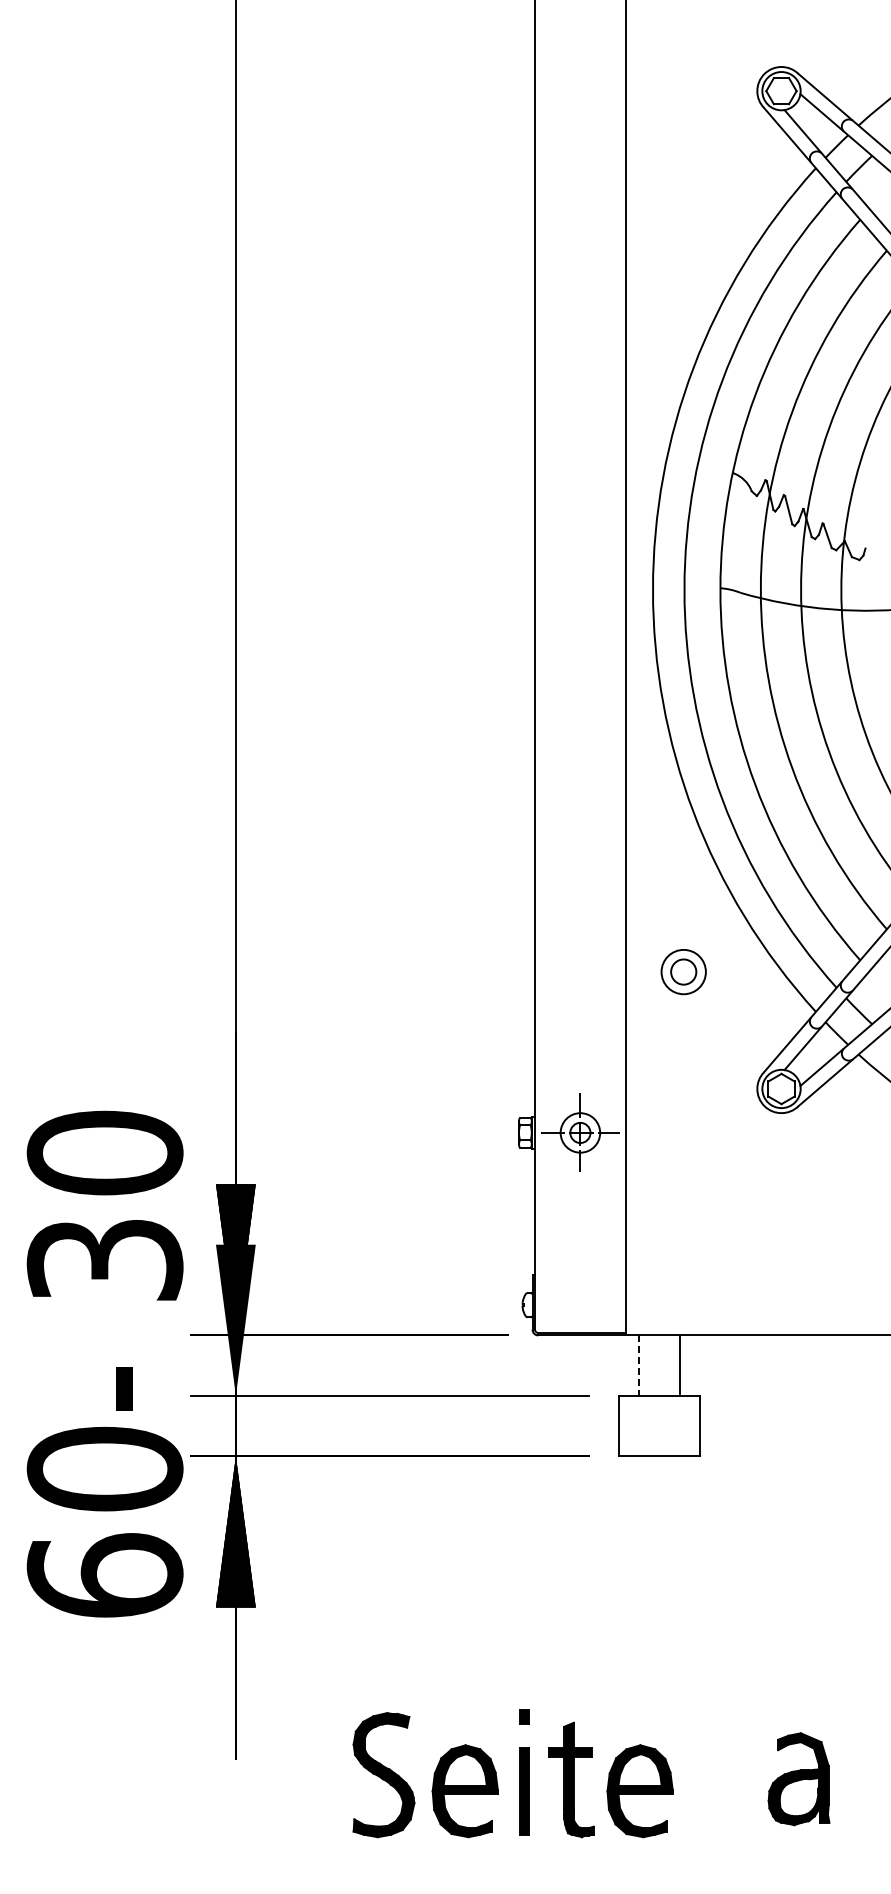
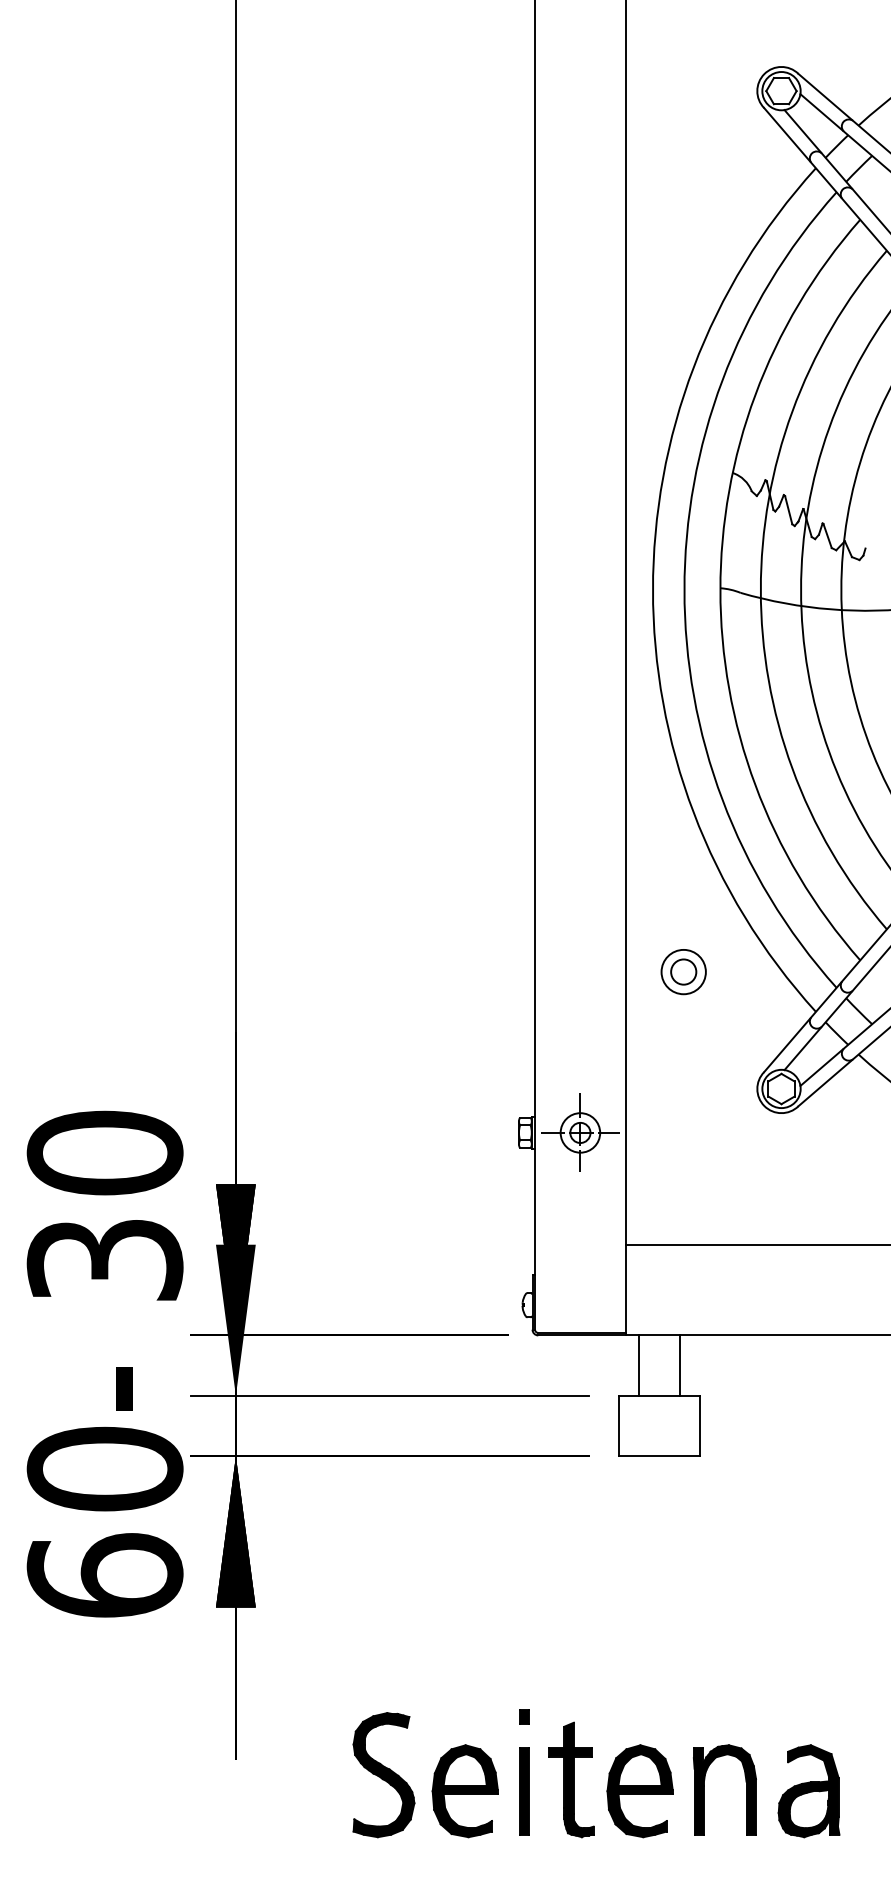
line: none -> present (756, 1244)
line: dashed -> solid (639, 1366)
part position: (798, 1779) -> (808, 1791) (808, 1791)
part: none -> present (704, 1789)
